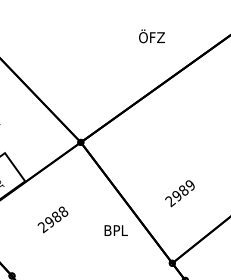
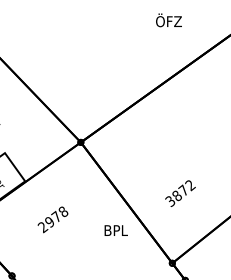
text position: (151, 36) -> (168, 20) (168, 20)
text: 2989 -> 3872 (180, 194)
text: 2988 -> 2978 (56, 216)
